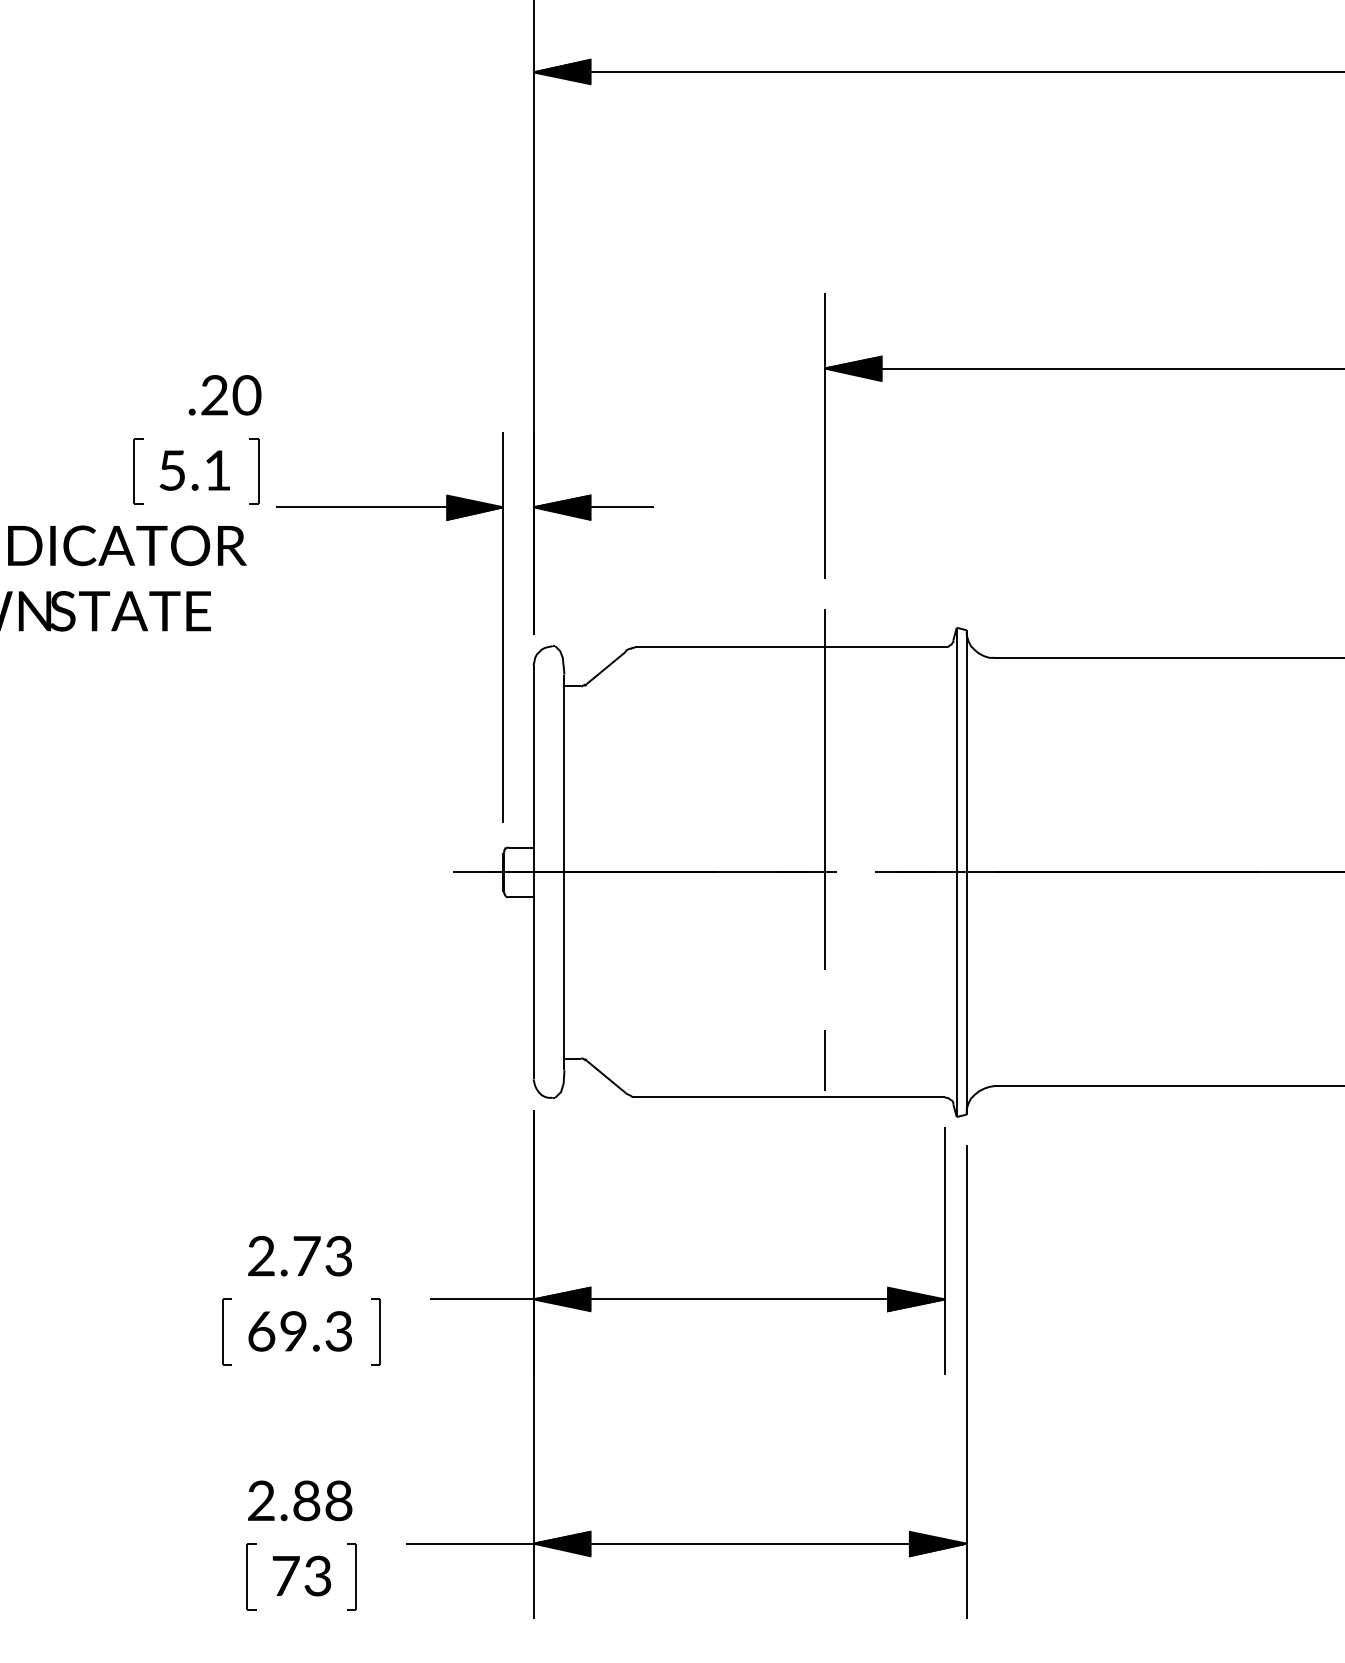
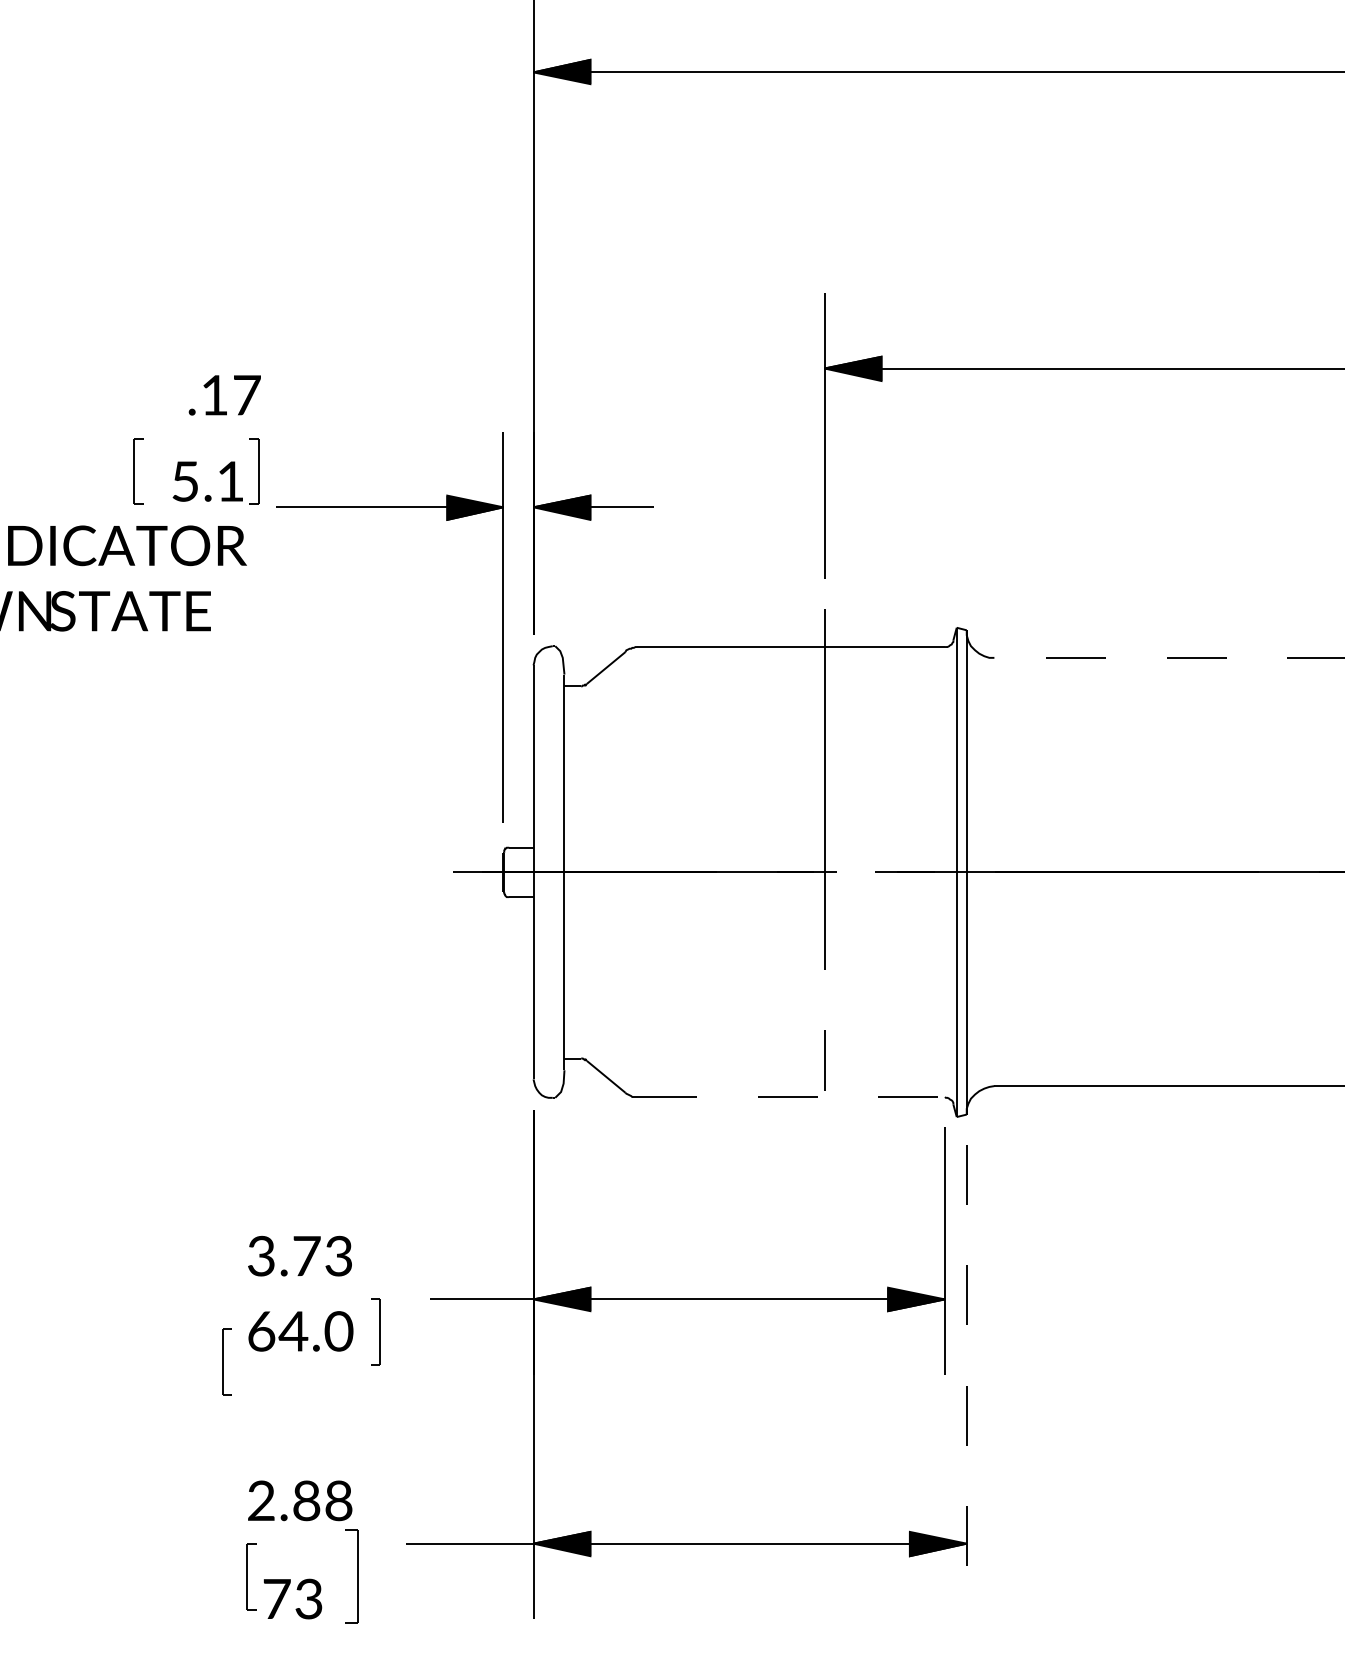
text: .20 -> .17 (231, 395)
text position: (194, 470) -> (207, 481) (207, 481)
line: solid -> dashed (1169, 657)
line: solid -> dashed (791, 1097)
text: 2.73 -> 3.73 (261, 1256)
part position: (226, 1331) -> (226, 1361) (226, 1361)
text: 69.3 -> 64.0 (315, 1331)
line: solid -> dashed (966, 1382)
text position: (301, 1575) -> (292, 1598) (292, 1598)
part size: 10x68 px -> 14x95 px (351, 1576)
